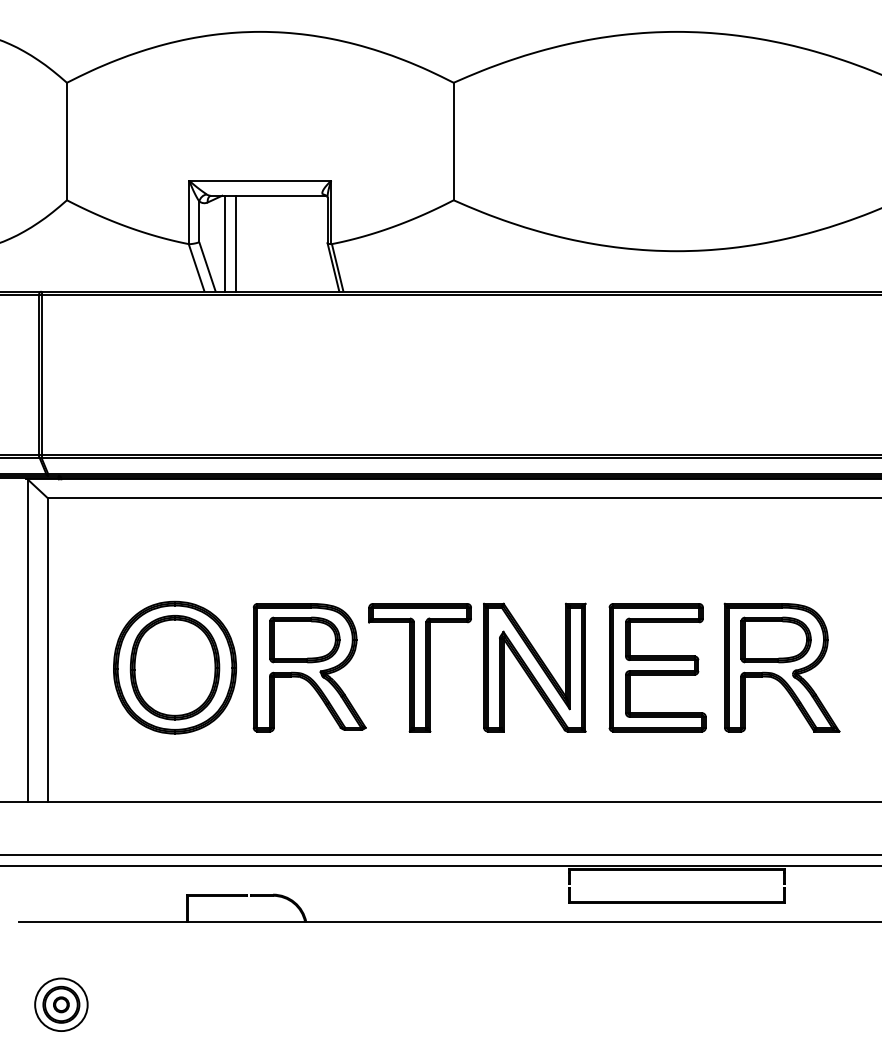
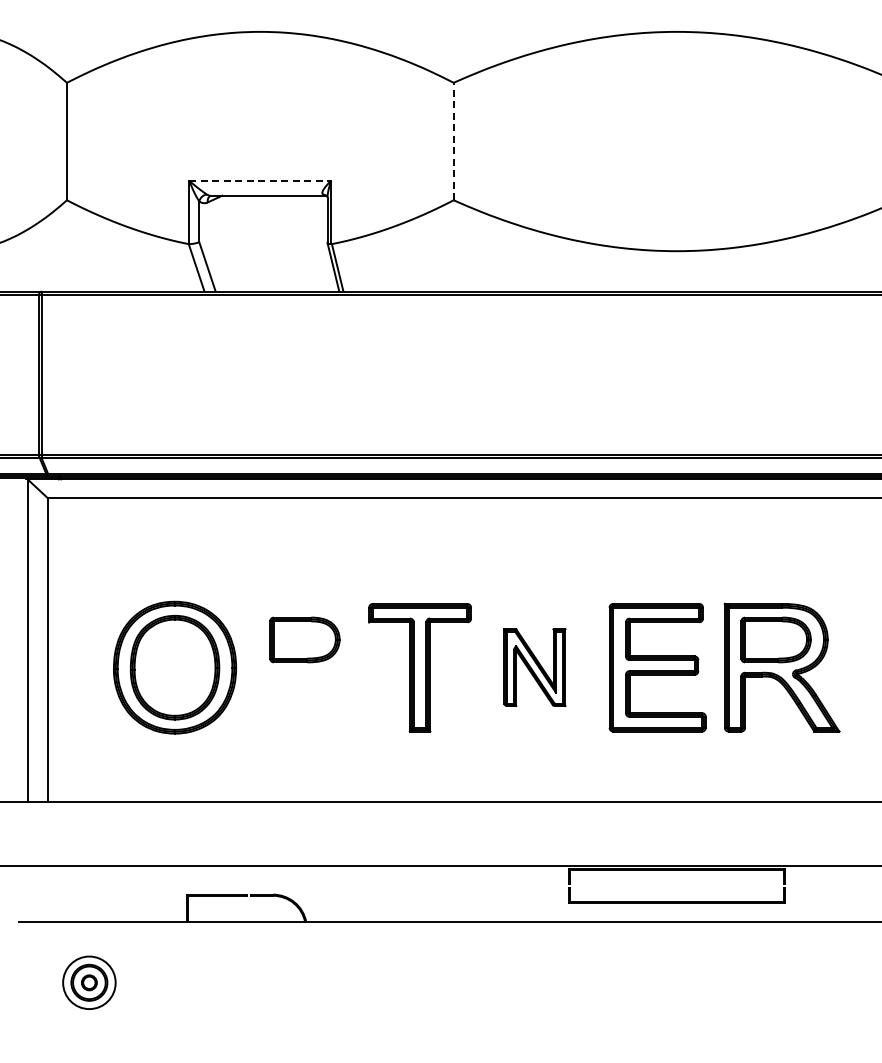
line: solid -> dashed (453, 141)
line: solid -> dashed (260, 180)
line: present -> none (225, 243)
line: present -> none (235, 243)
part: present -> none (309, 667)
part size: 104x131 px -> 64x79 px (534, 667)
line: present -> none (440, 854)
part position: (61, 1004) -> (89, 982) (89, 982)
